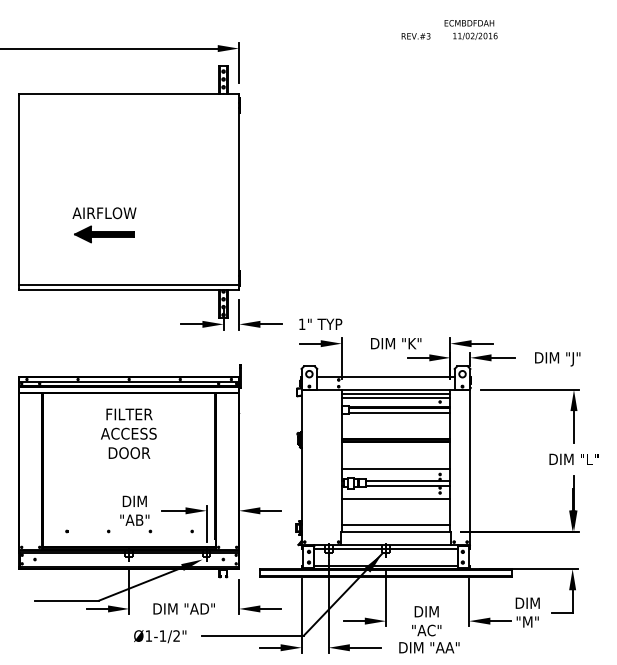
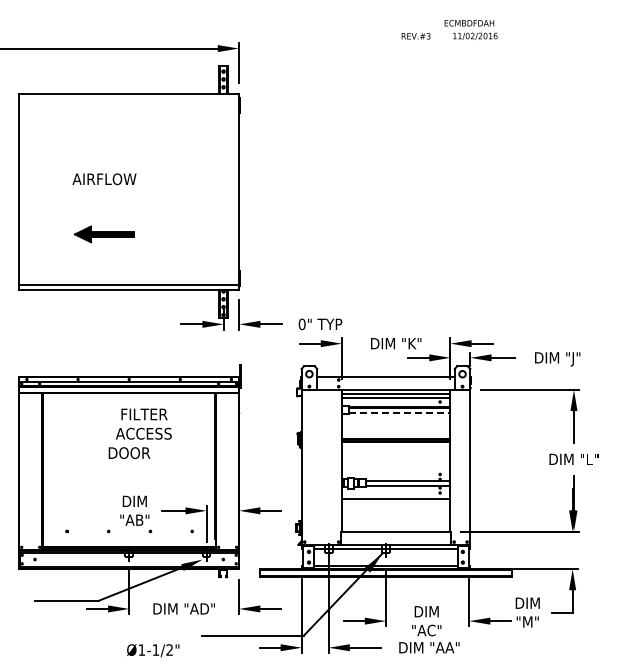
text position: (104, 213) -> (104, 179) (104, 179)
text: 1" -> 0" (301, 324)
line: solid -> dashed (399, 413)
text position: (128, 423) -> (143, 423) (143, 423)
line: present -> none (395, 468)
line: present -> none (395, 525)
text position: (160, 636) -> (153, 650) (153, 650)
